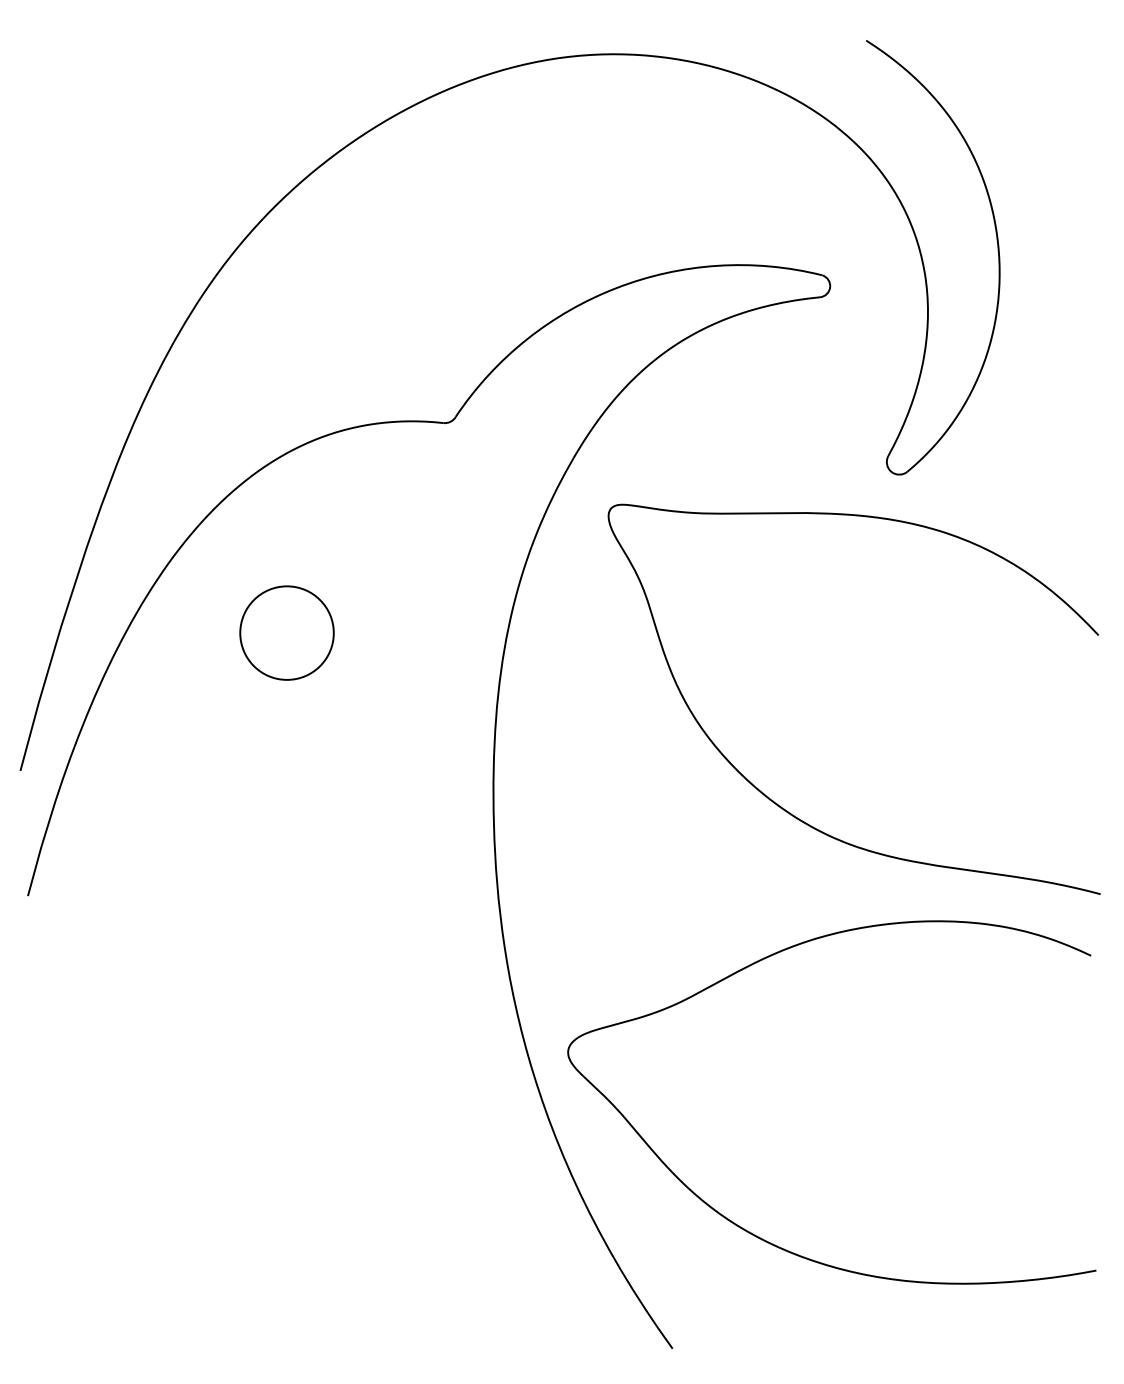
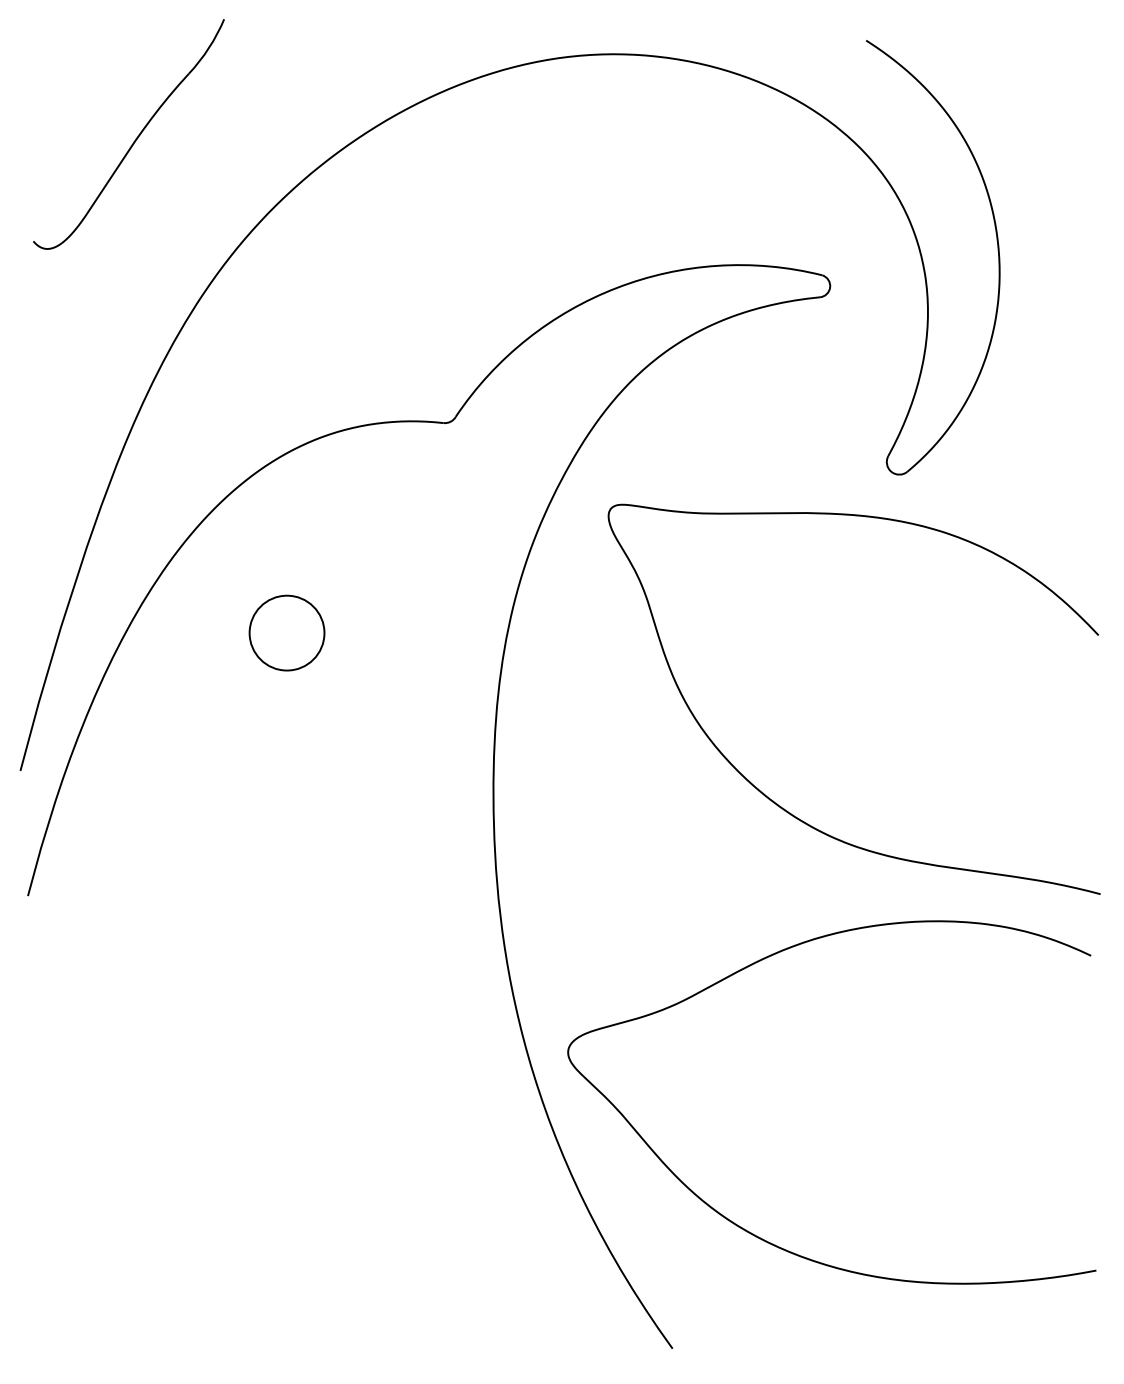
part: none -> present (135, 138)
circle diameter: 94 px -> 75 px (286, 632)
